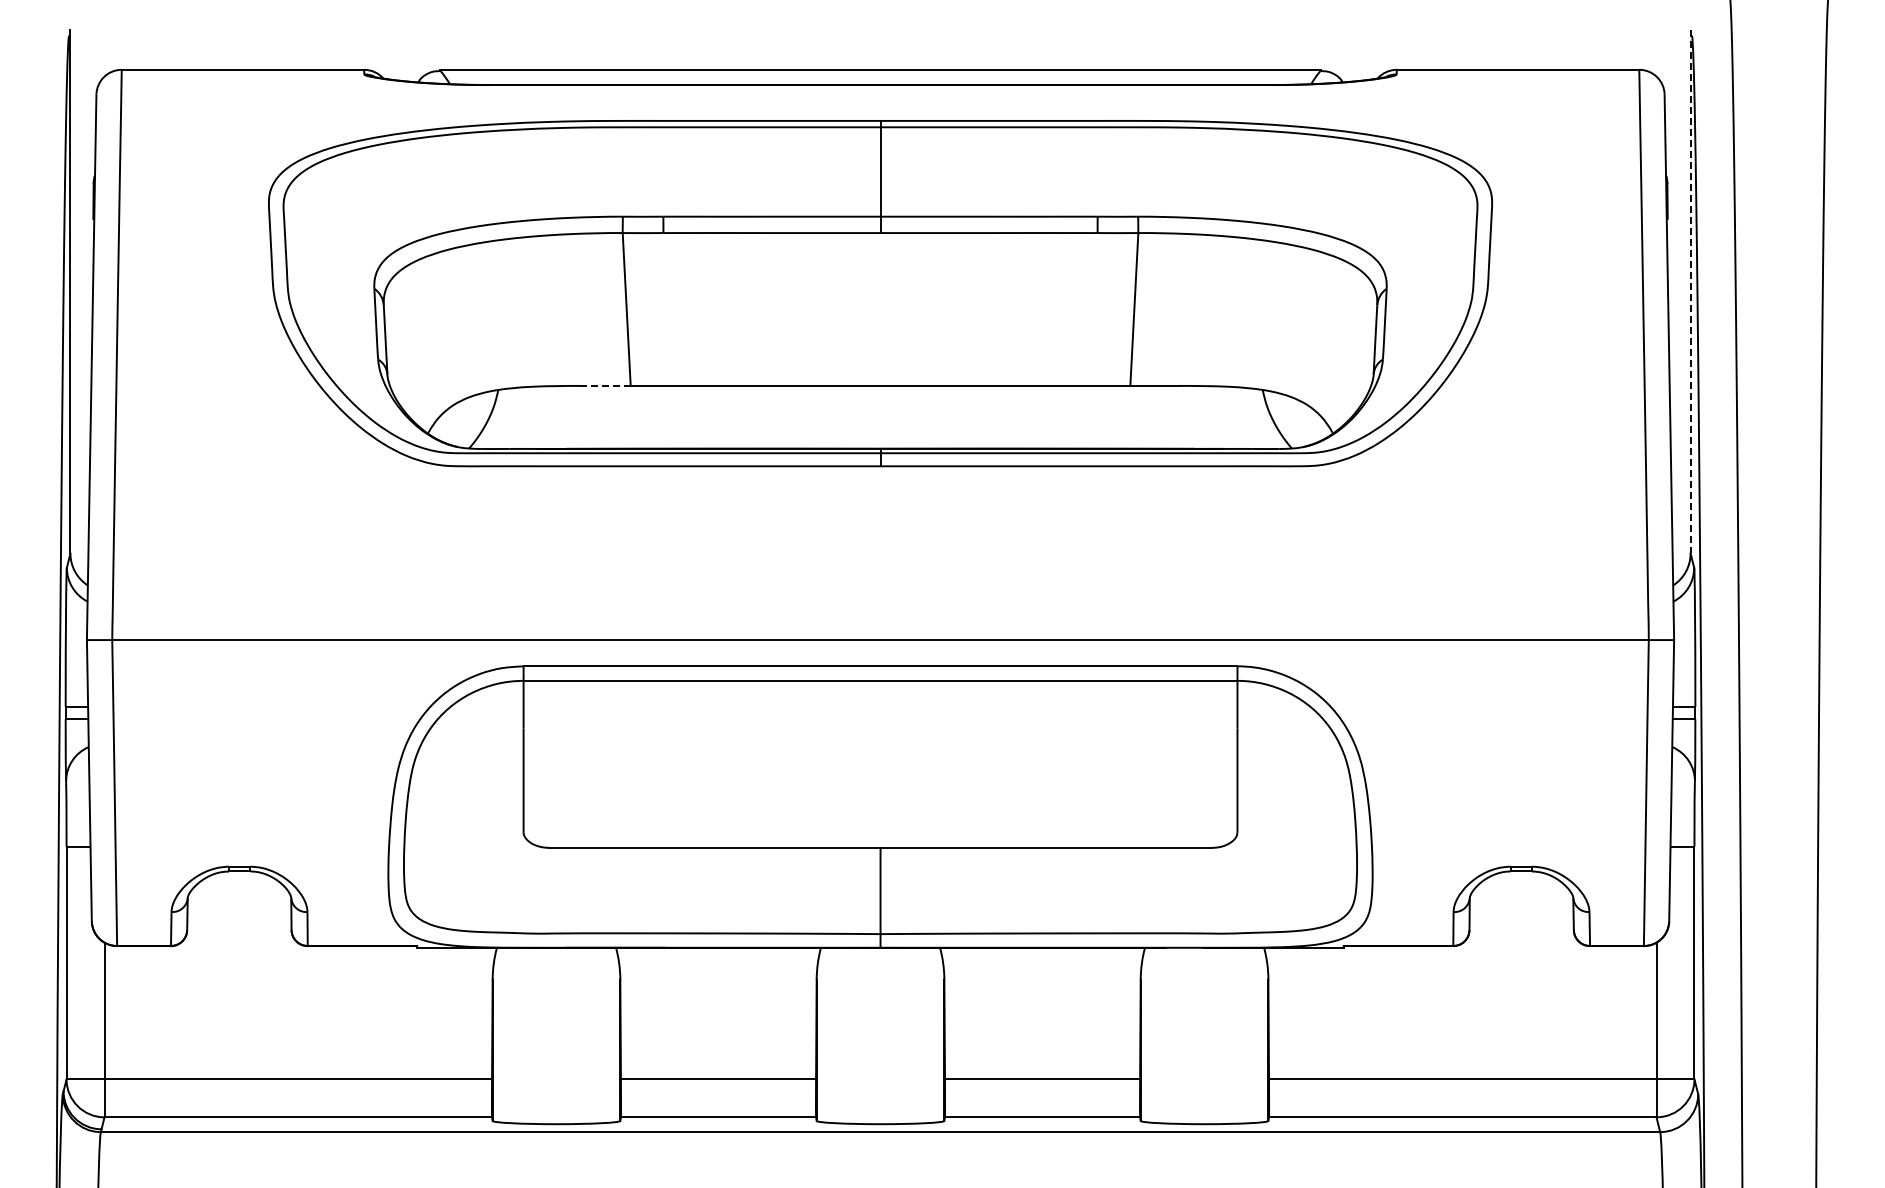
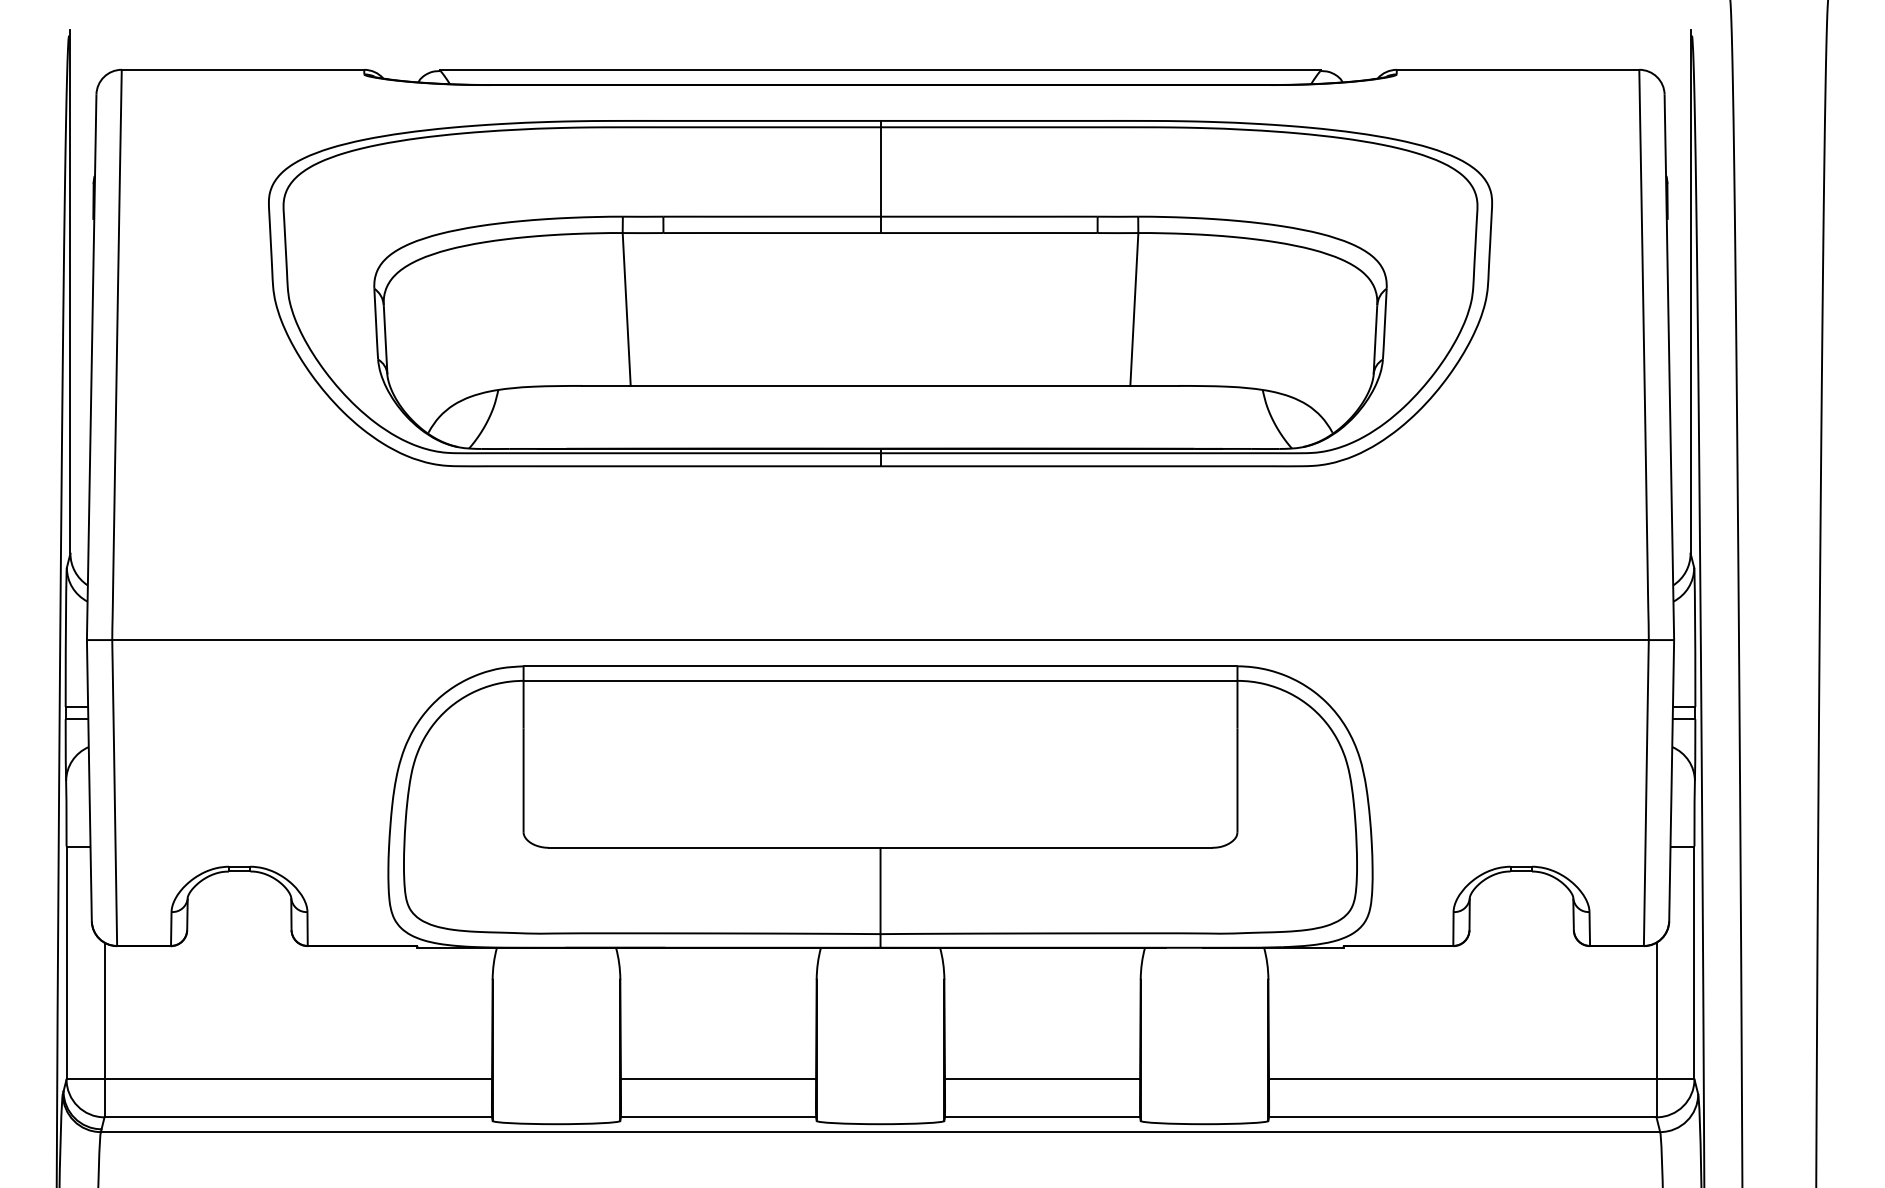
line: dashed -> solid (1690, 291)
line: dashed -> solid (605, 385)
